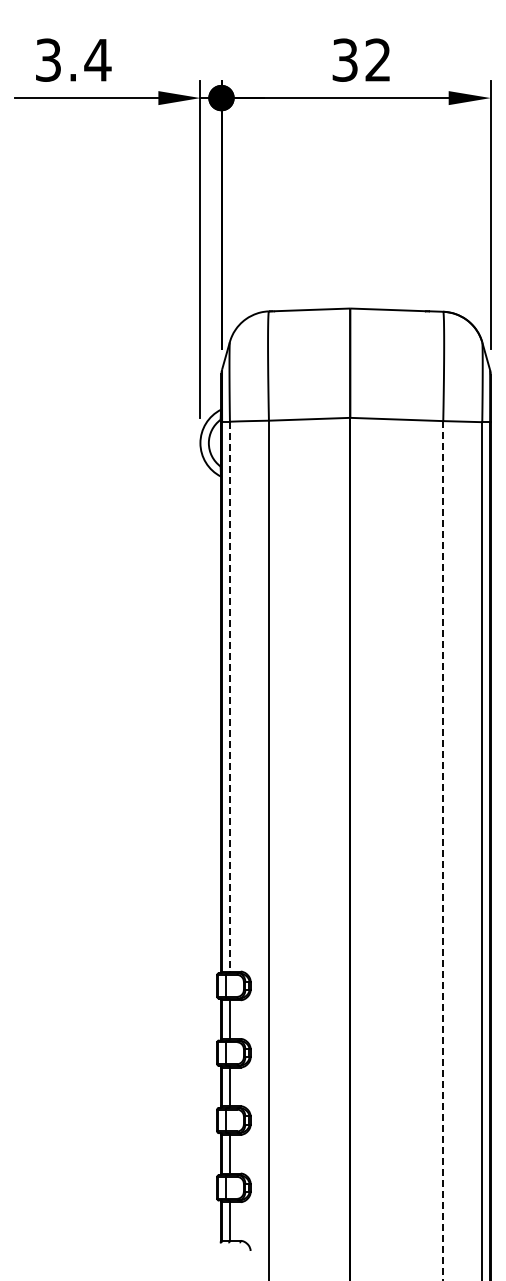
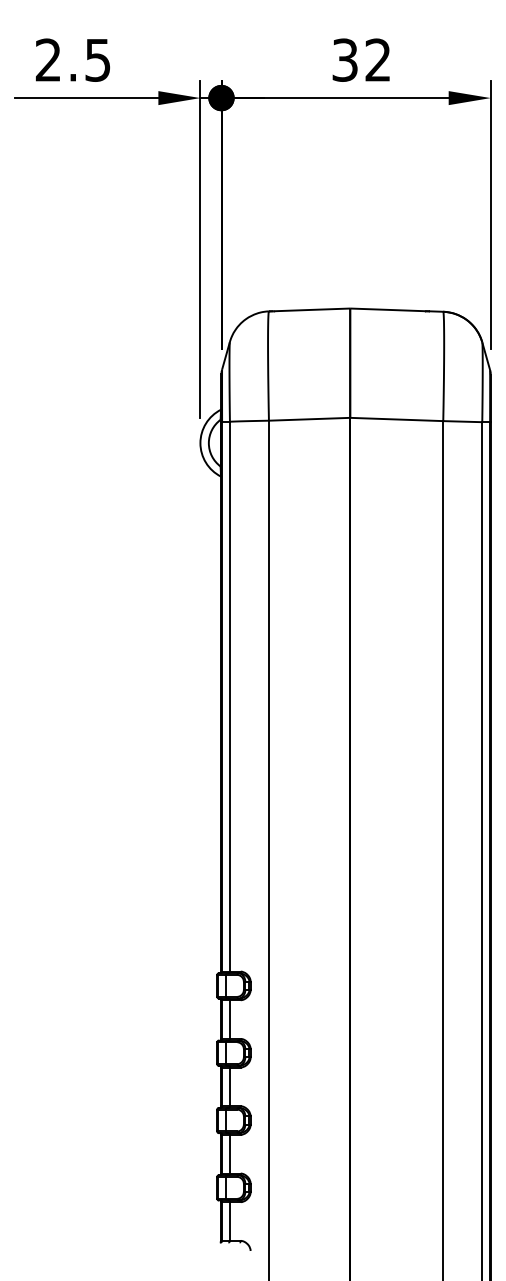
text: 3.4 -> 2.5 (73, 59)
line: dashed -> solid (229, 696)
line: dashed -> solid (443, 851)
